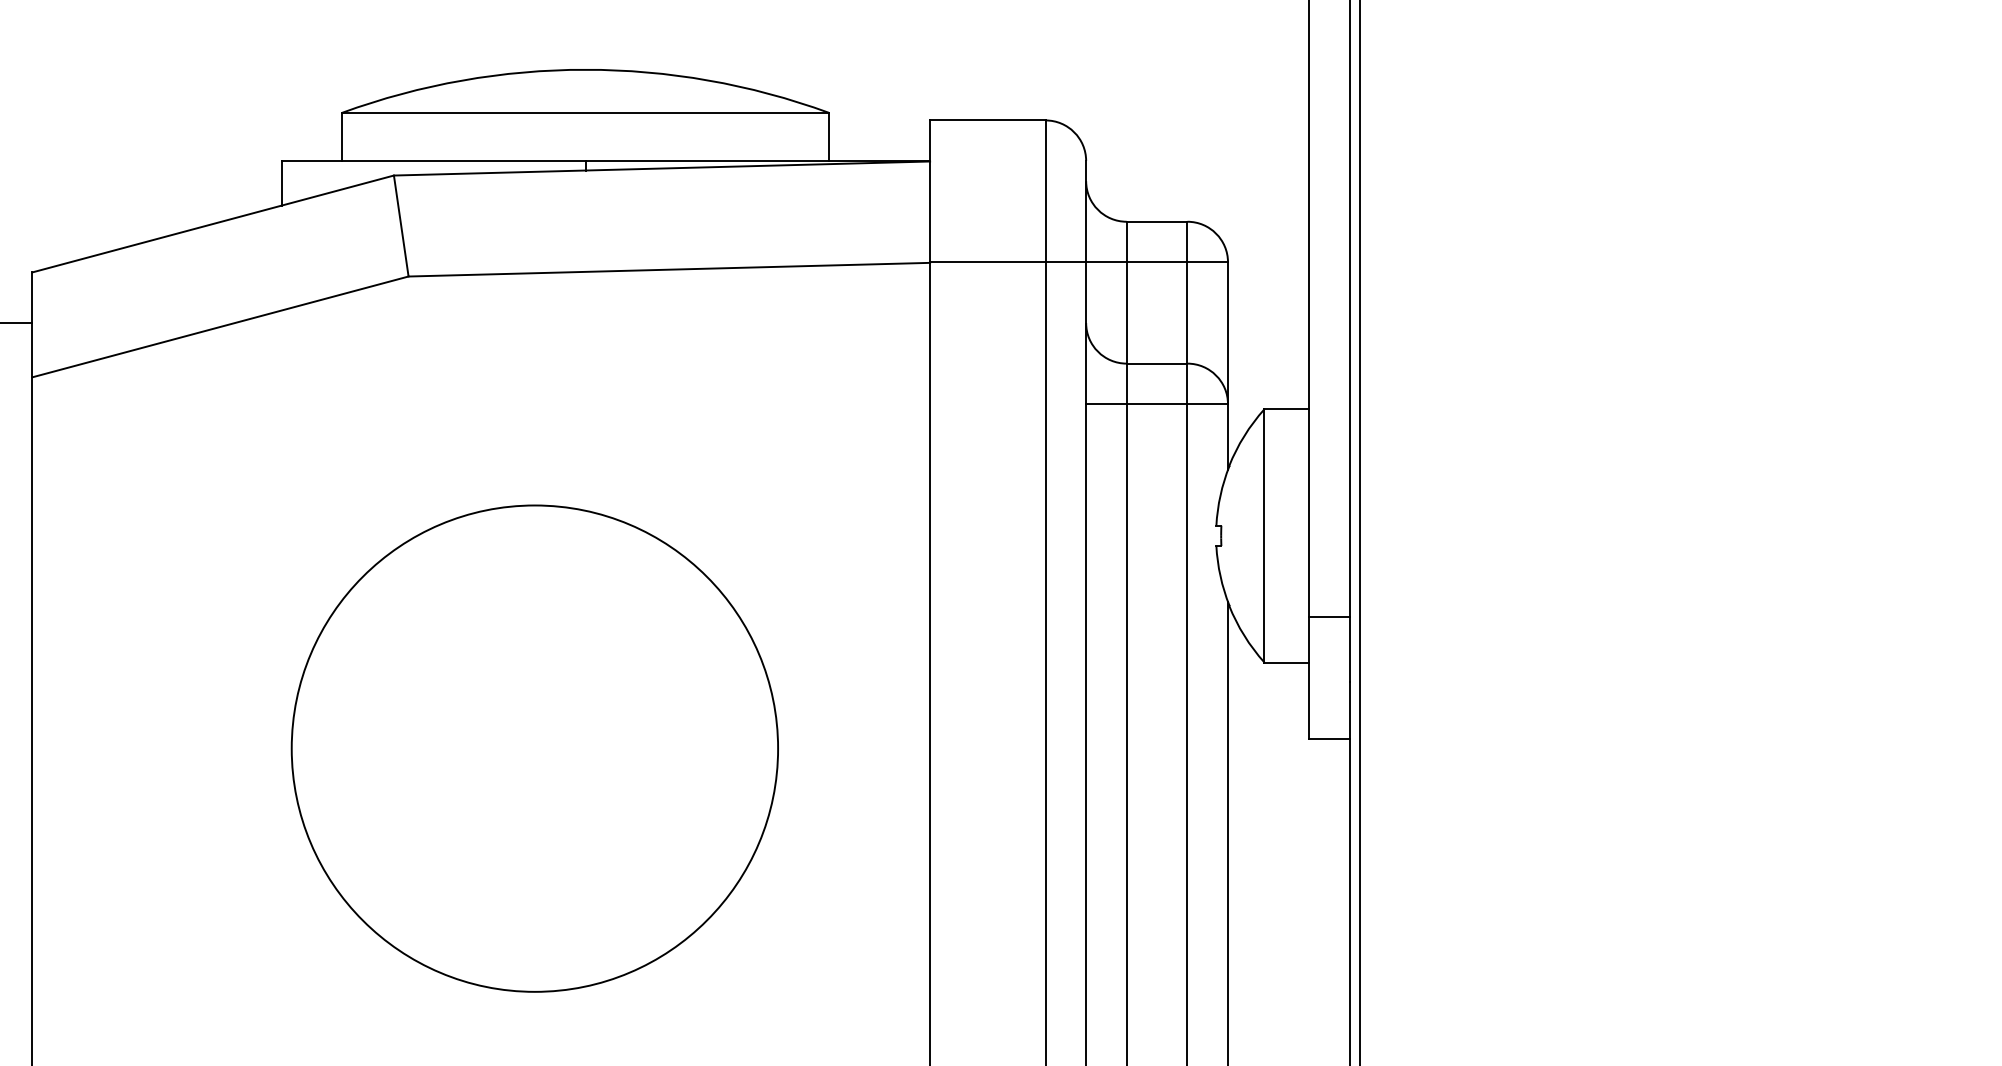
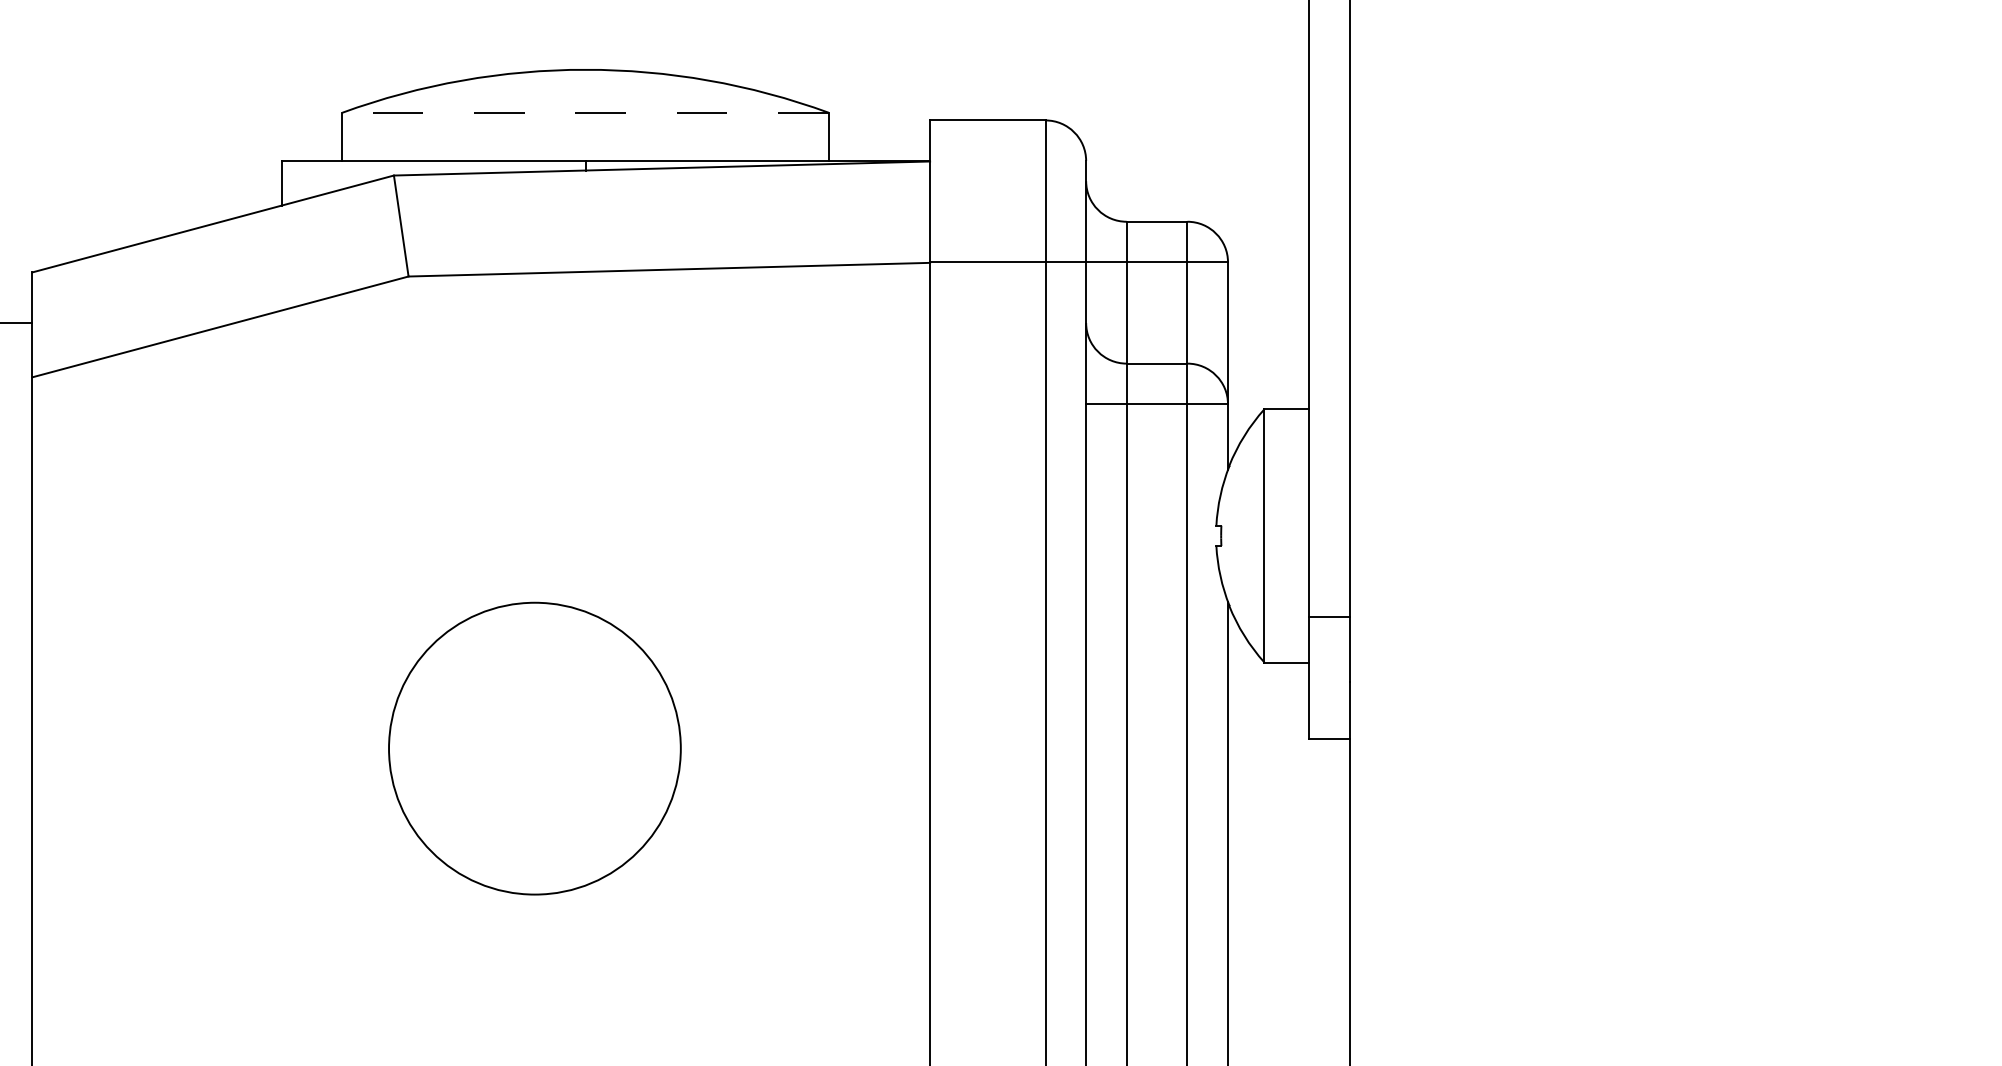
line: solid -> dashed (585, 112)
line: present -> none (1359, 532)
circle diameter: 486 px -> 292 px (534, 748)
